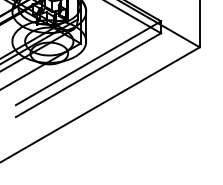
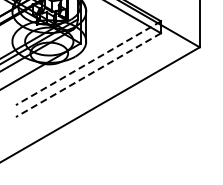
line: solid -> dashed (88, 63)
line: solid -> dashed (88, 75)
